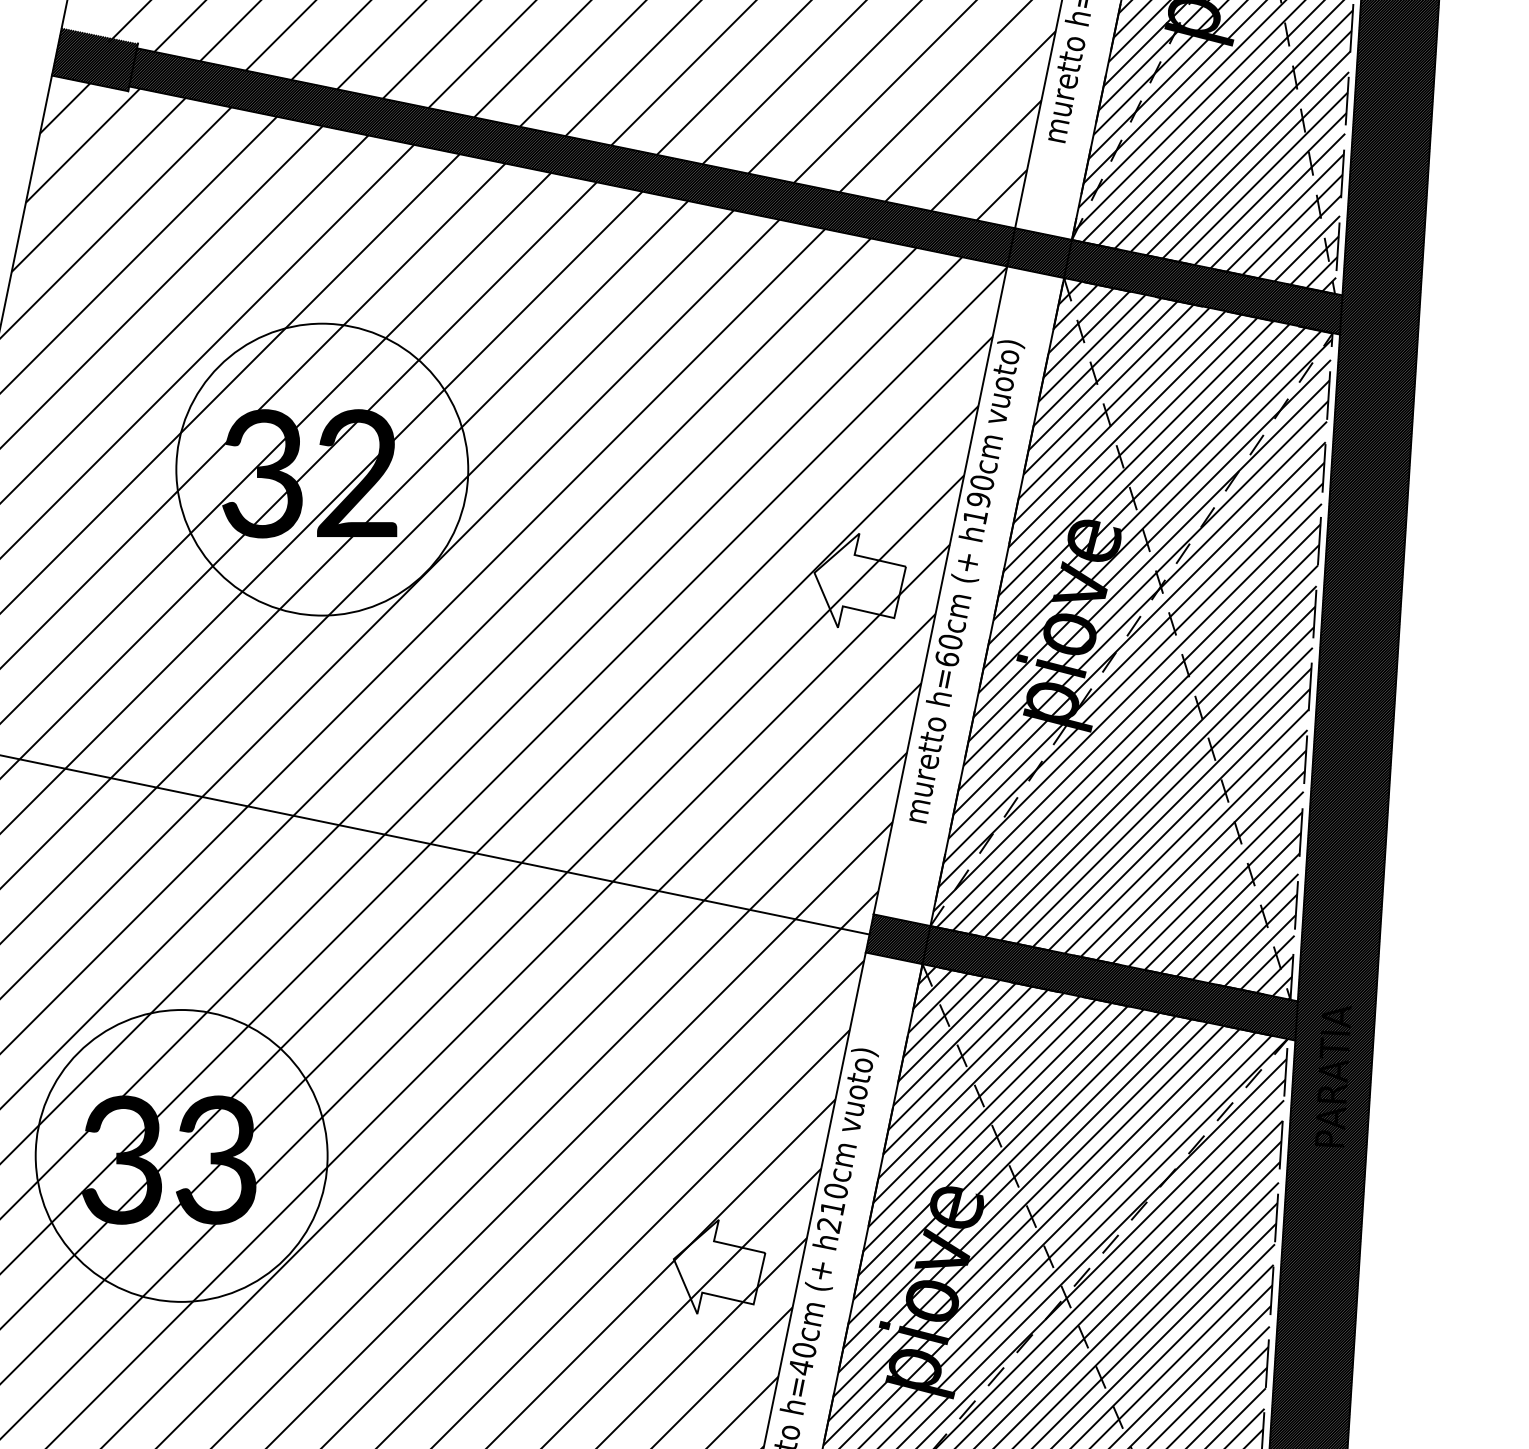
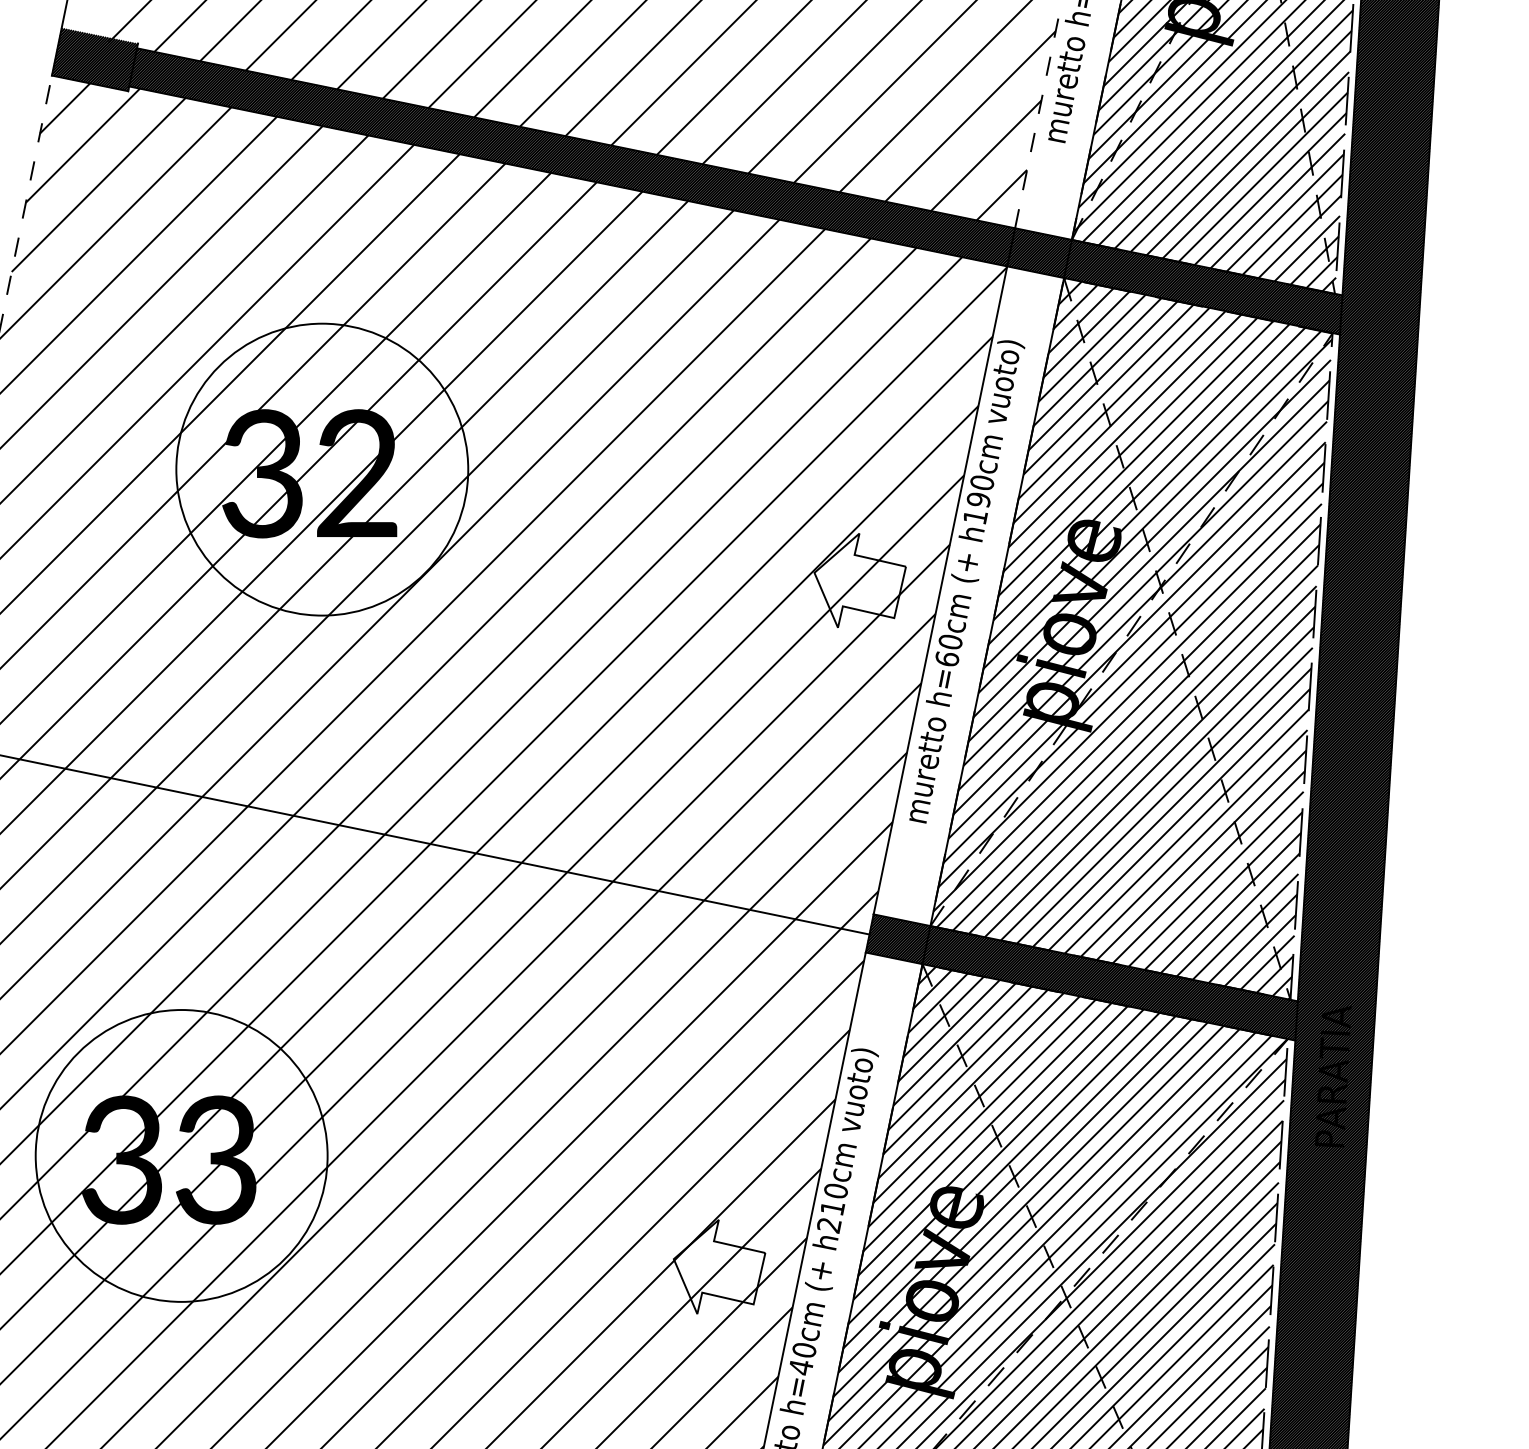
line: solid -> dashed (1038, 113)
line: solid -> dashed (26, 201)
